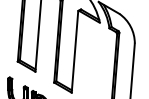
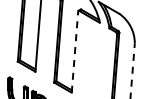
line: solid -> dashed (74, 52)
line: solid -> dashed (132, 71)
